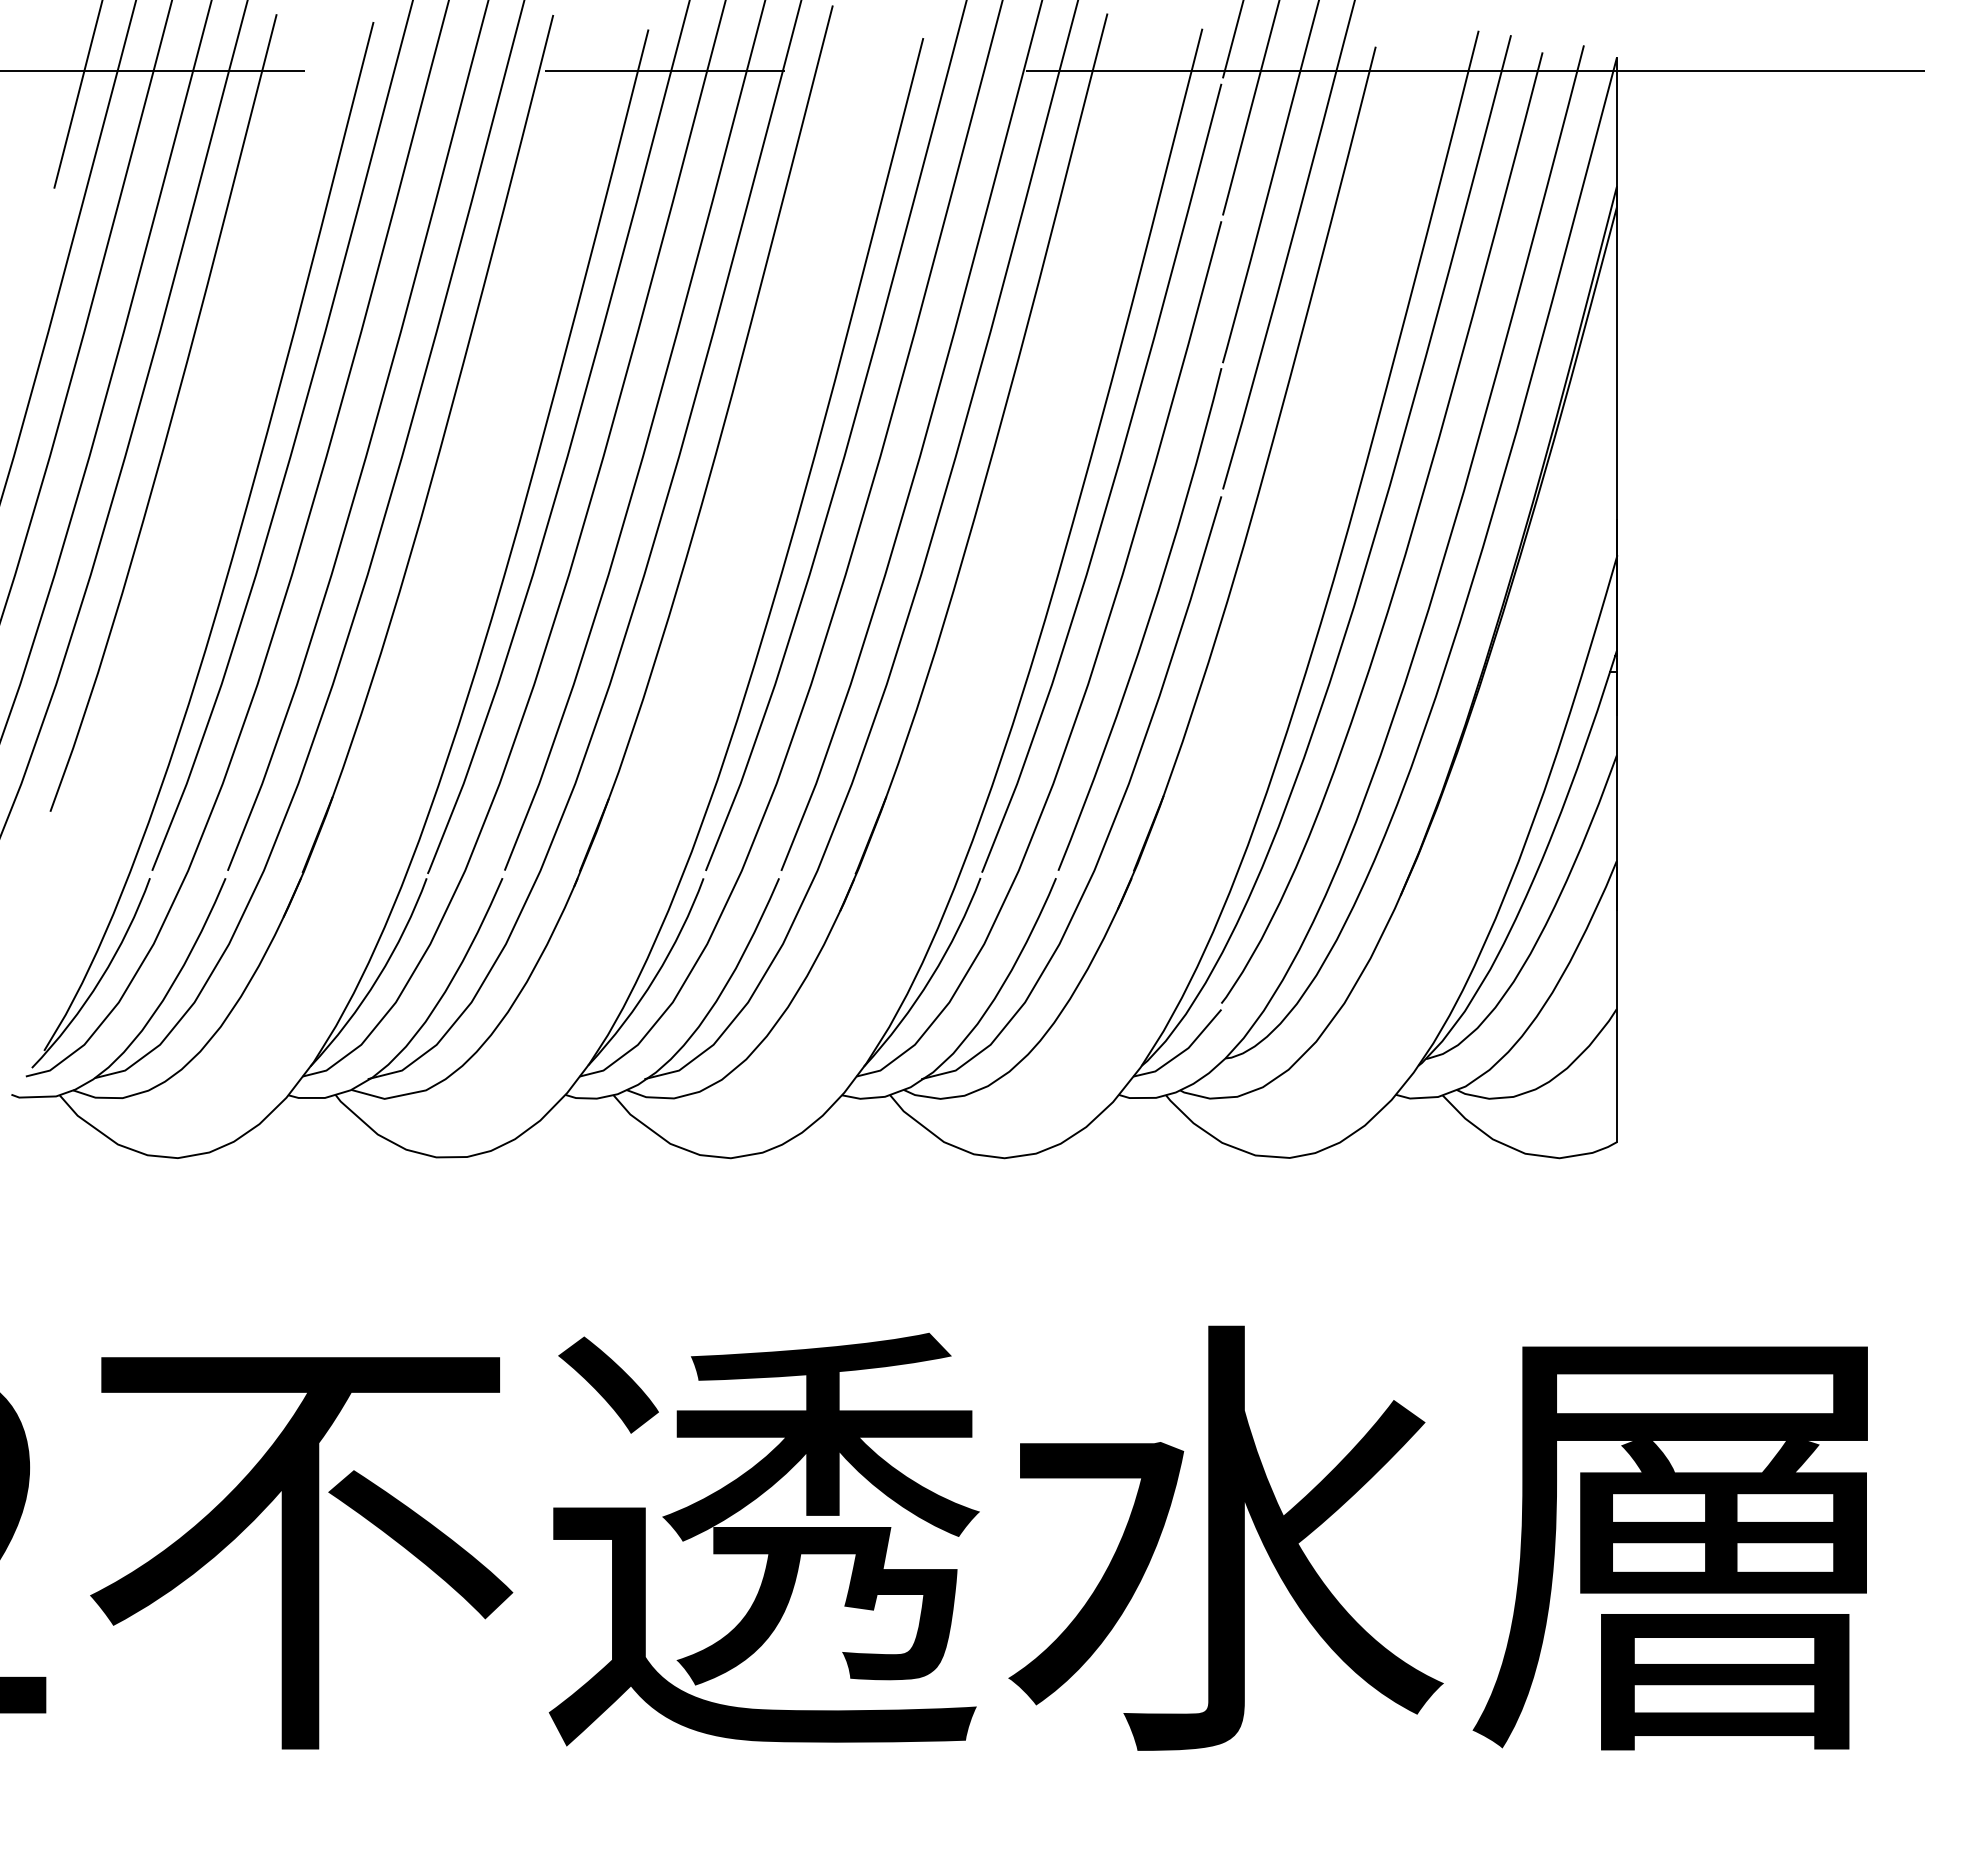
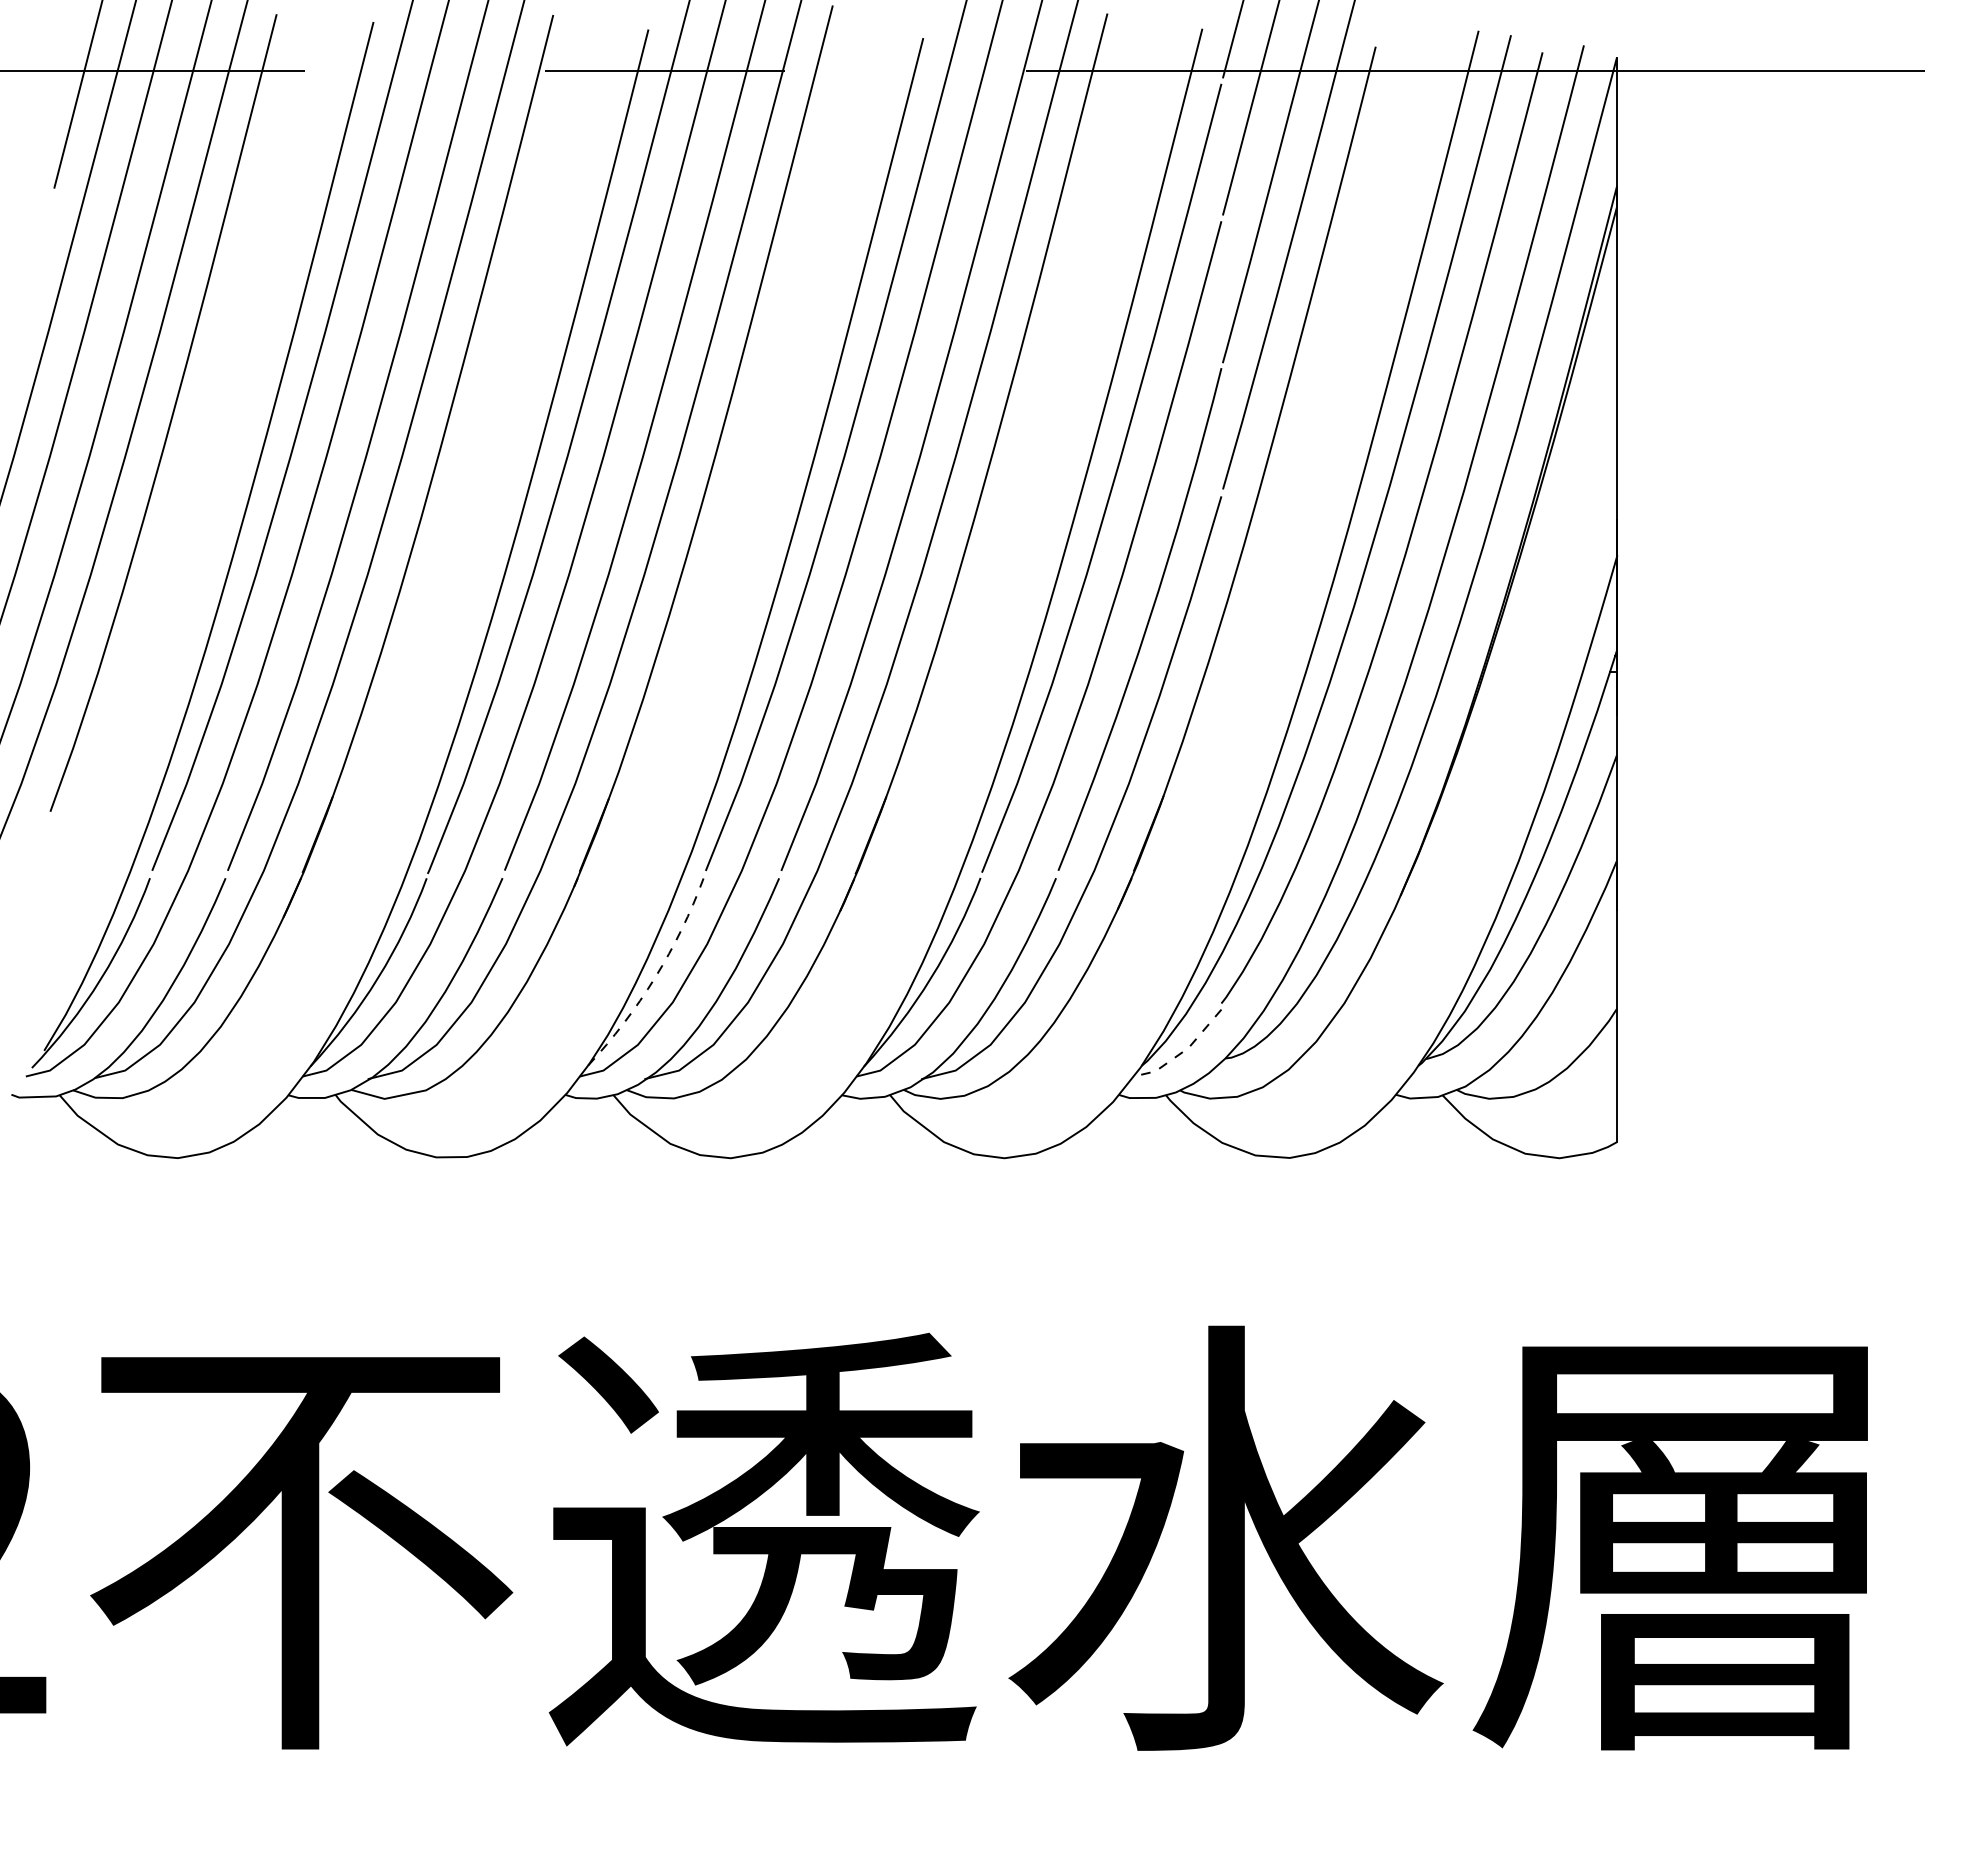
arc: solid -> dashed (655, 977)
line: solid -> dashed (1182, 1052)
